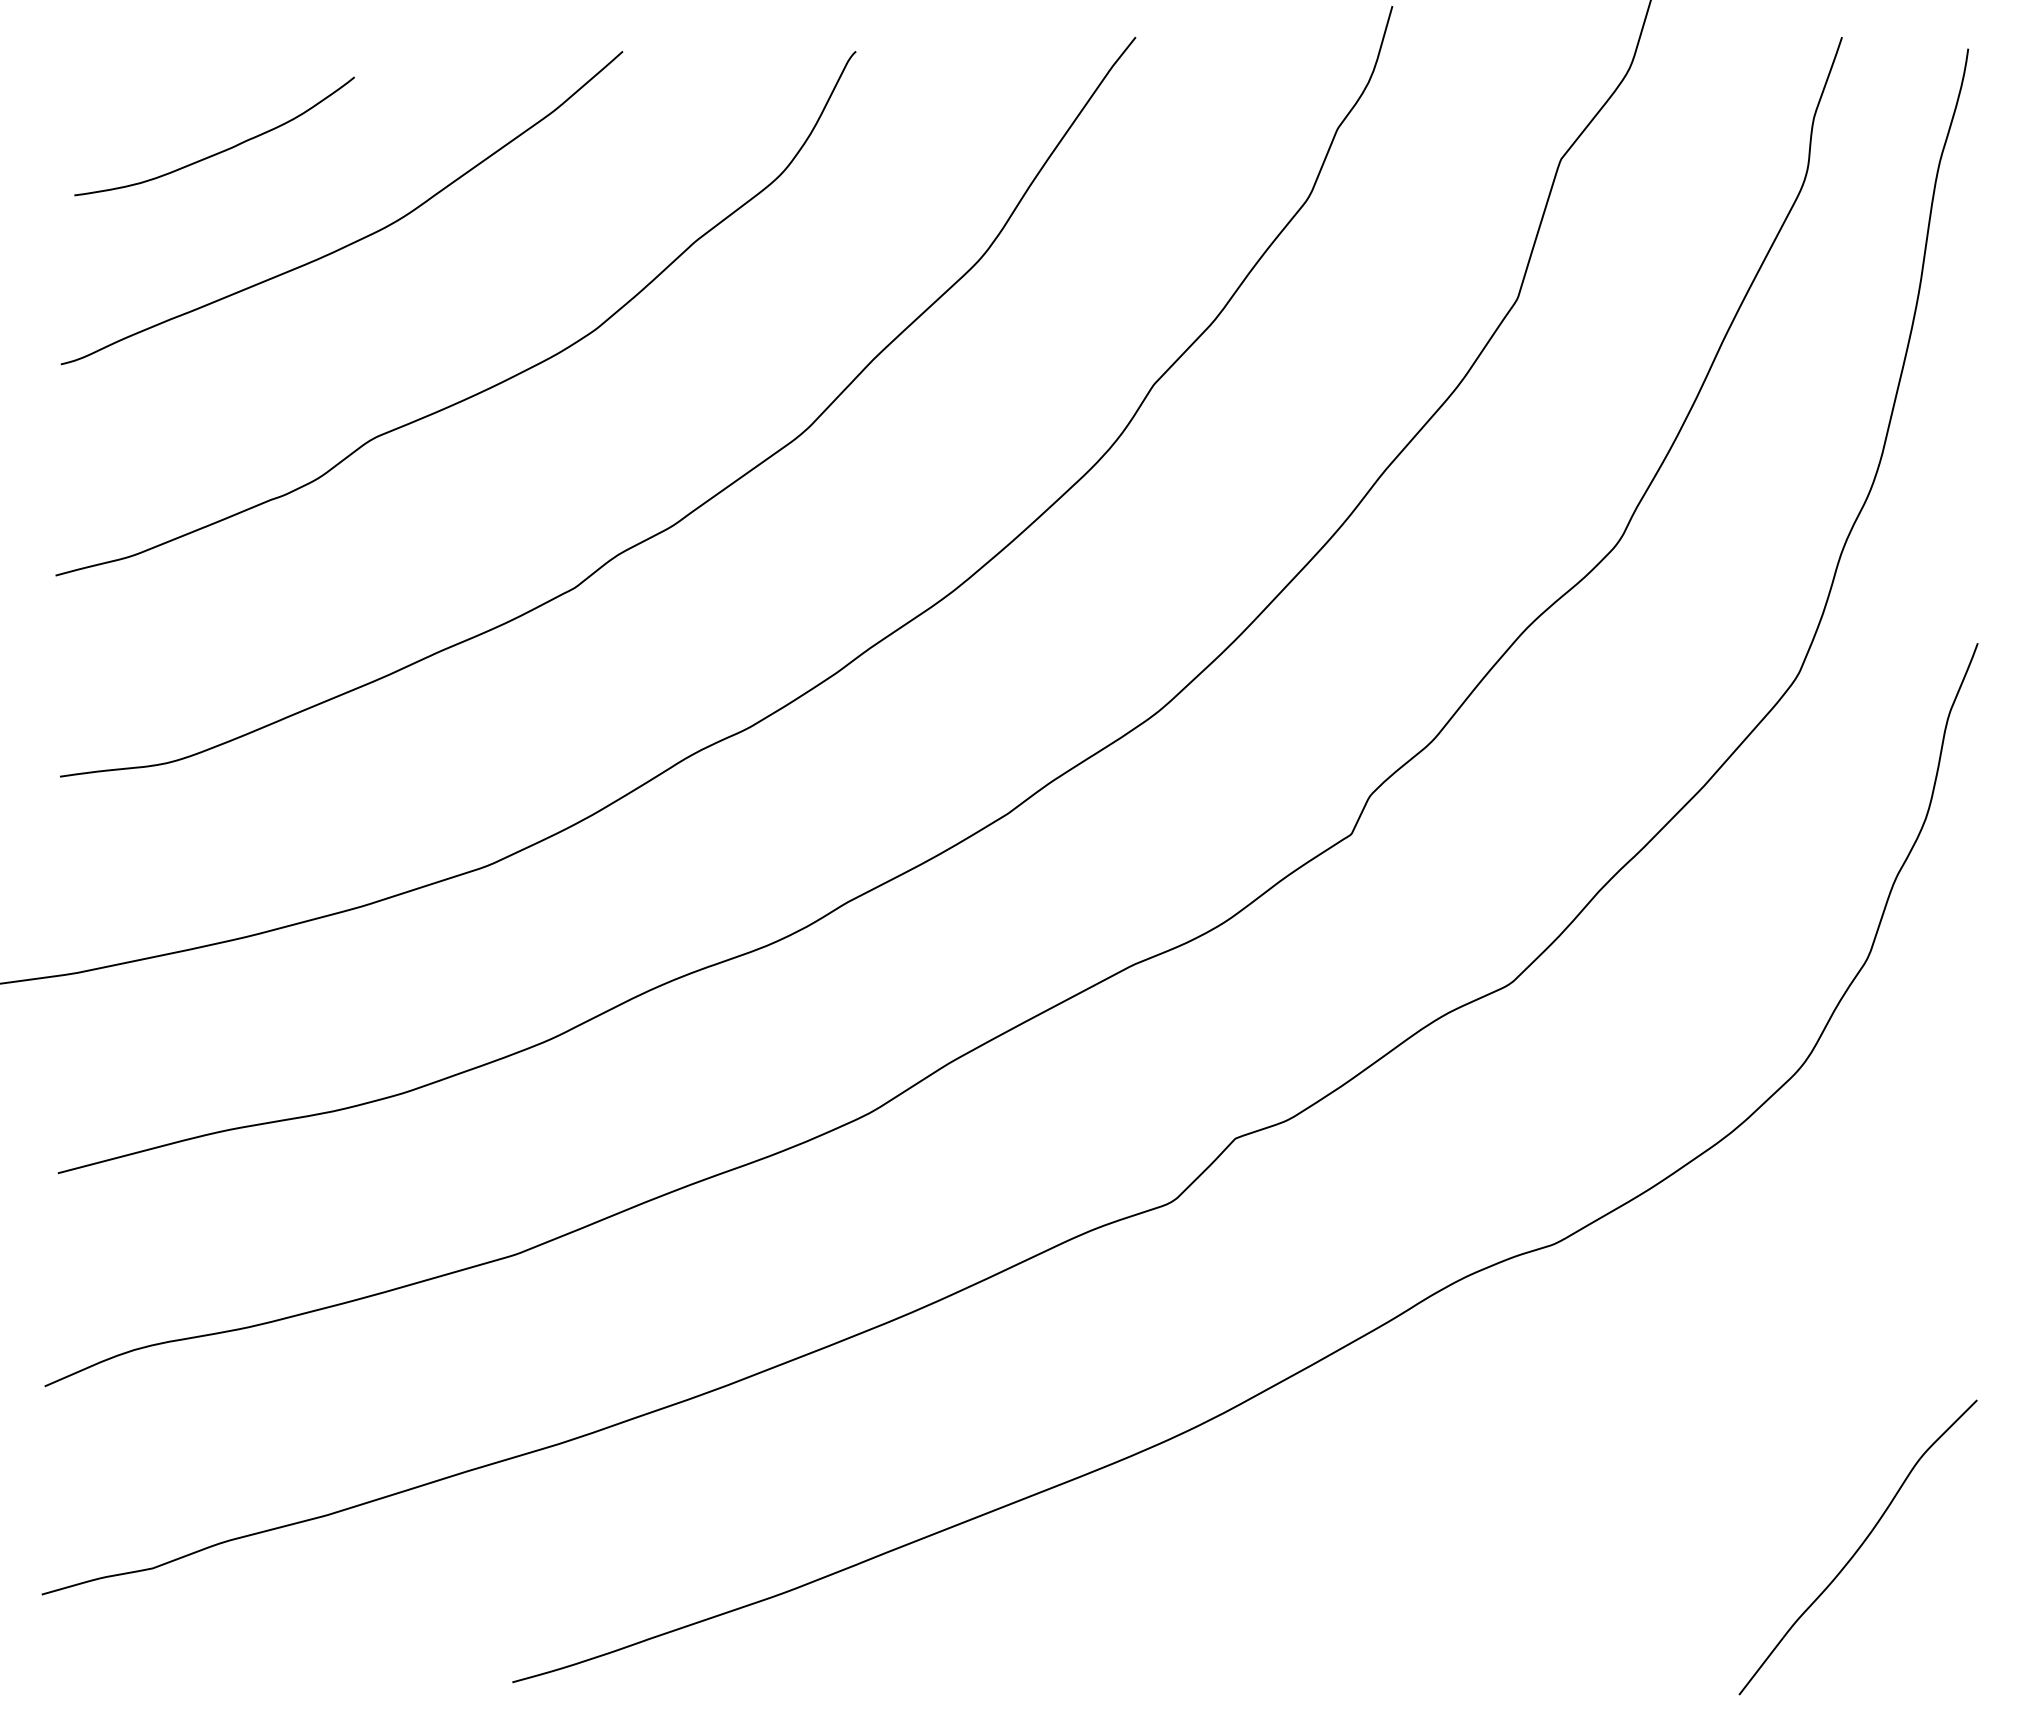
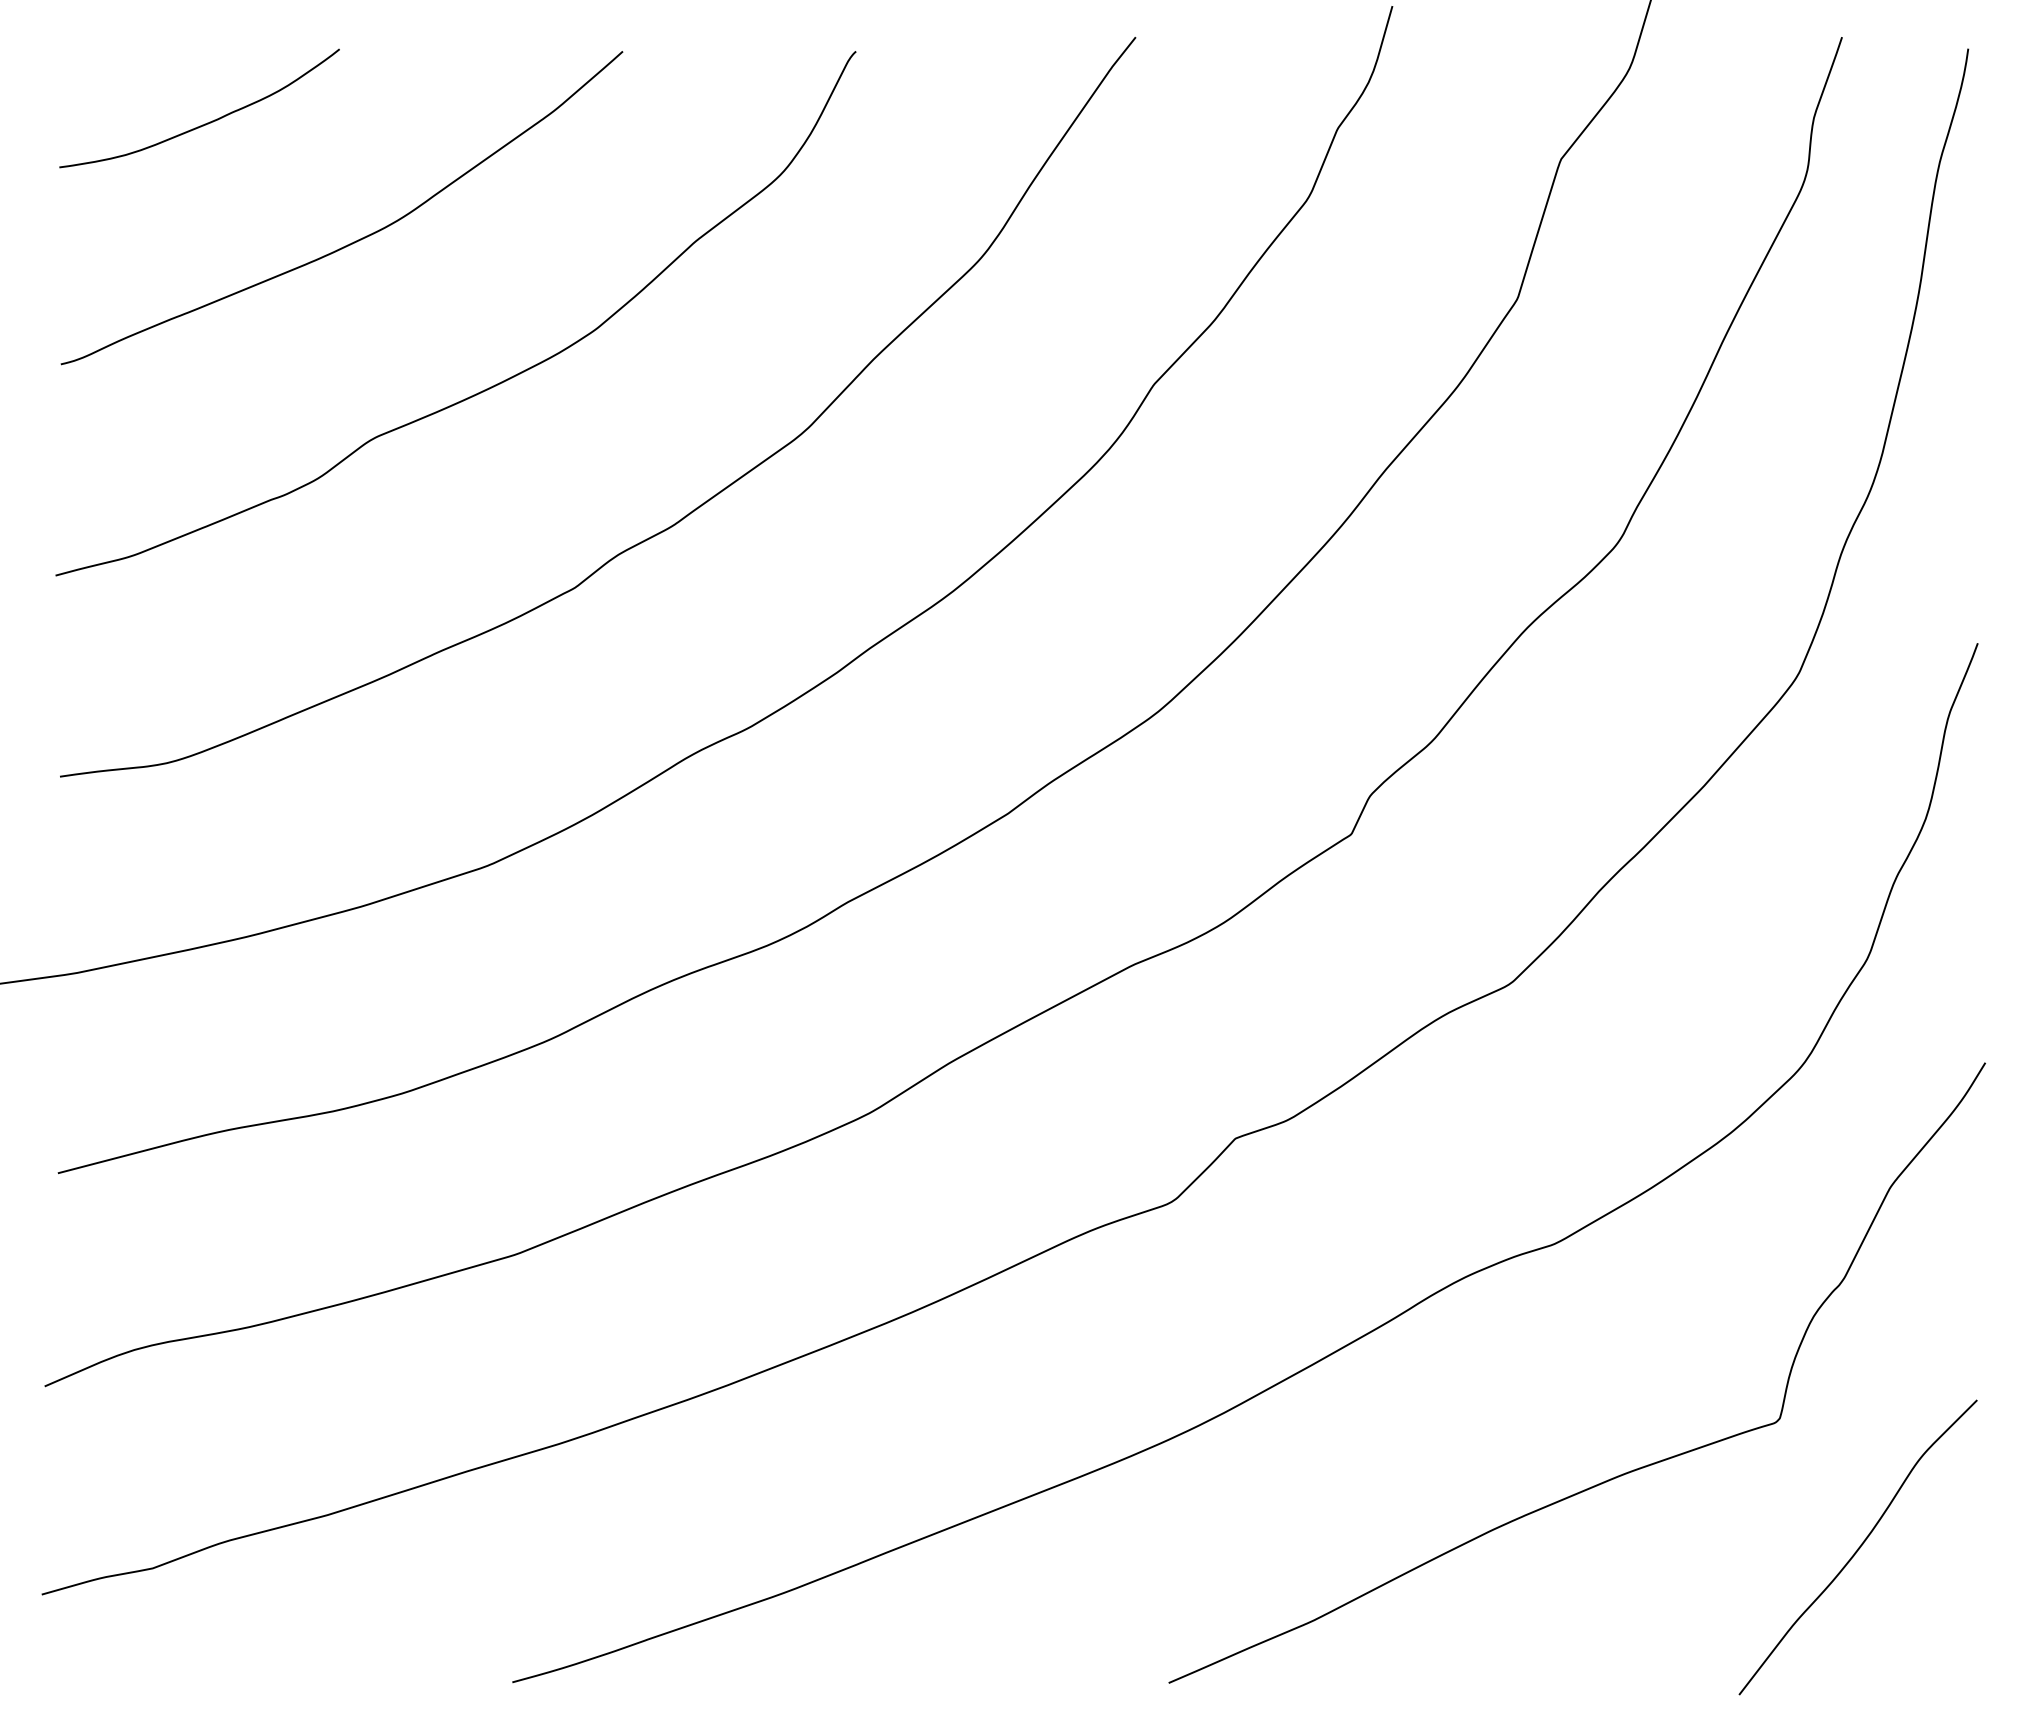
curve position: (219, 151) -> (204, 123) (204, 123)
curve: none -> present (1617, 1475)
